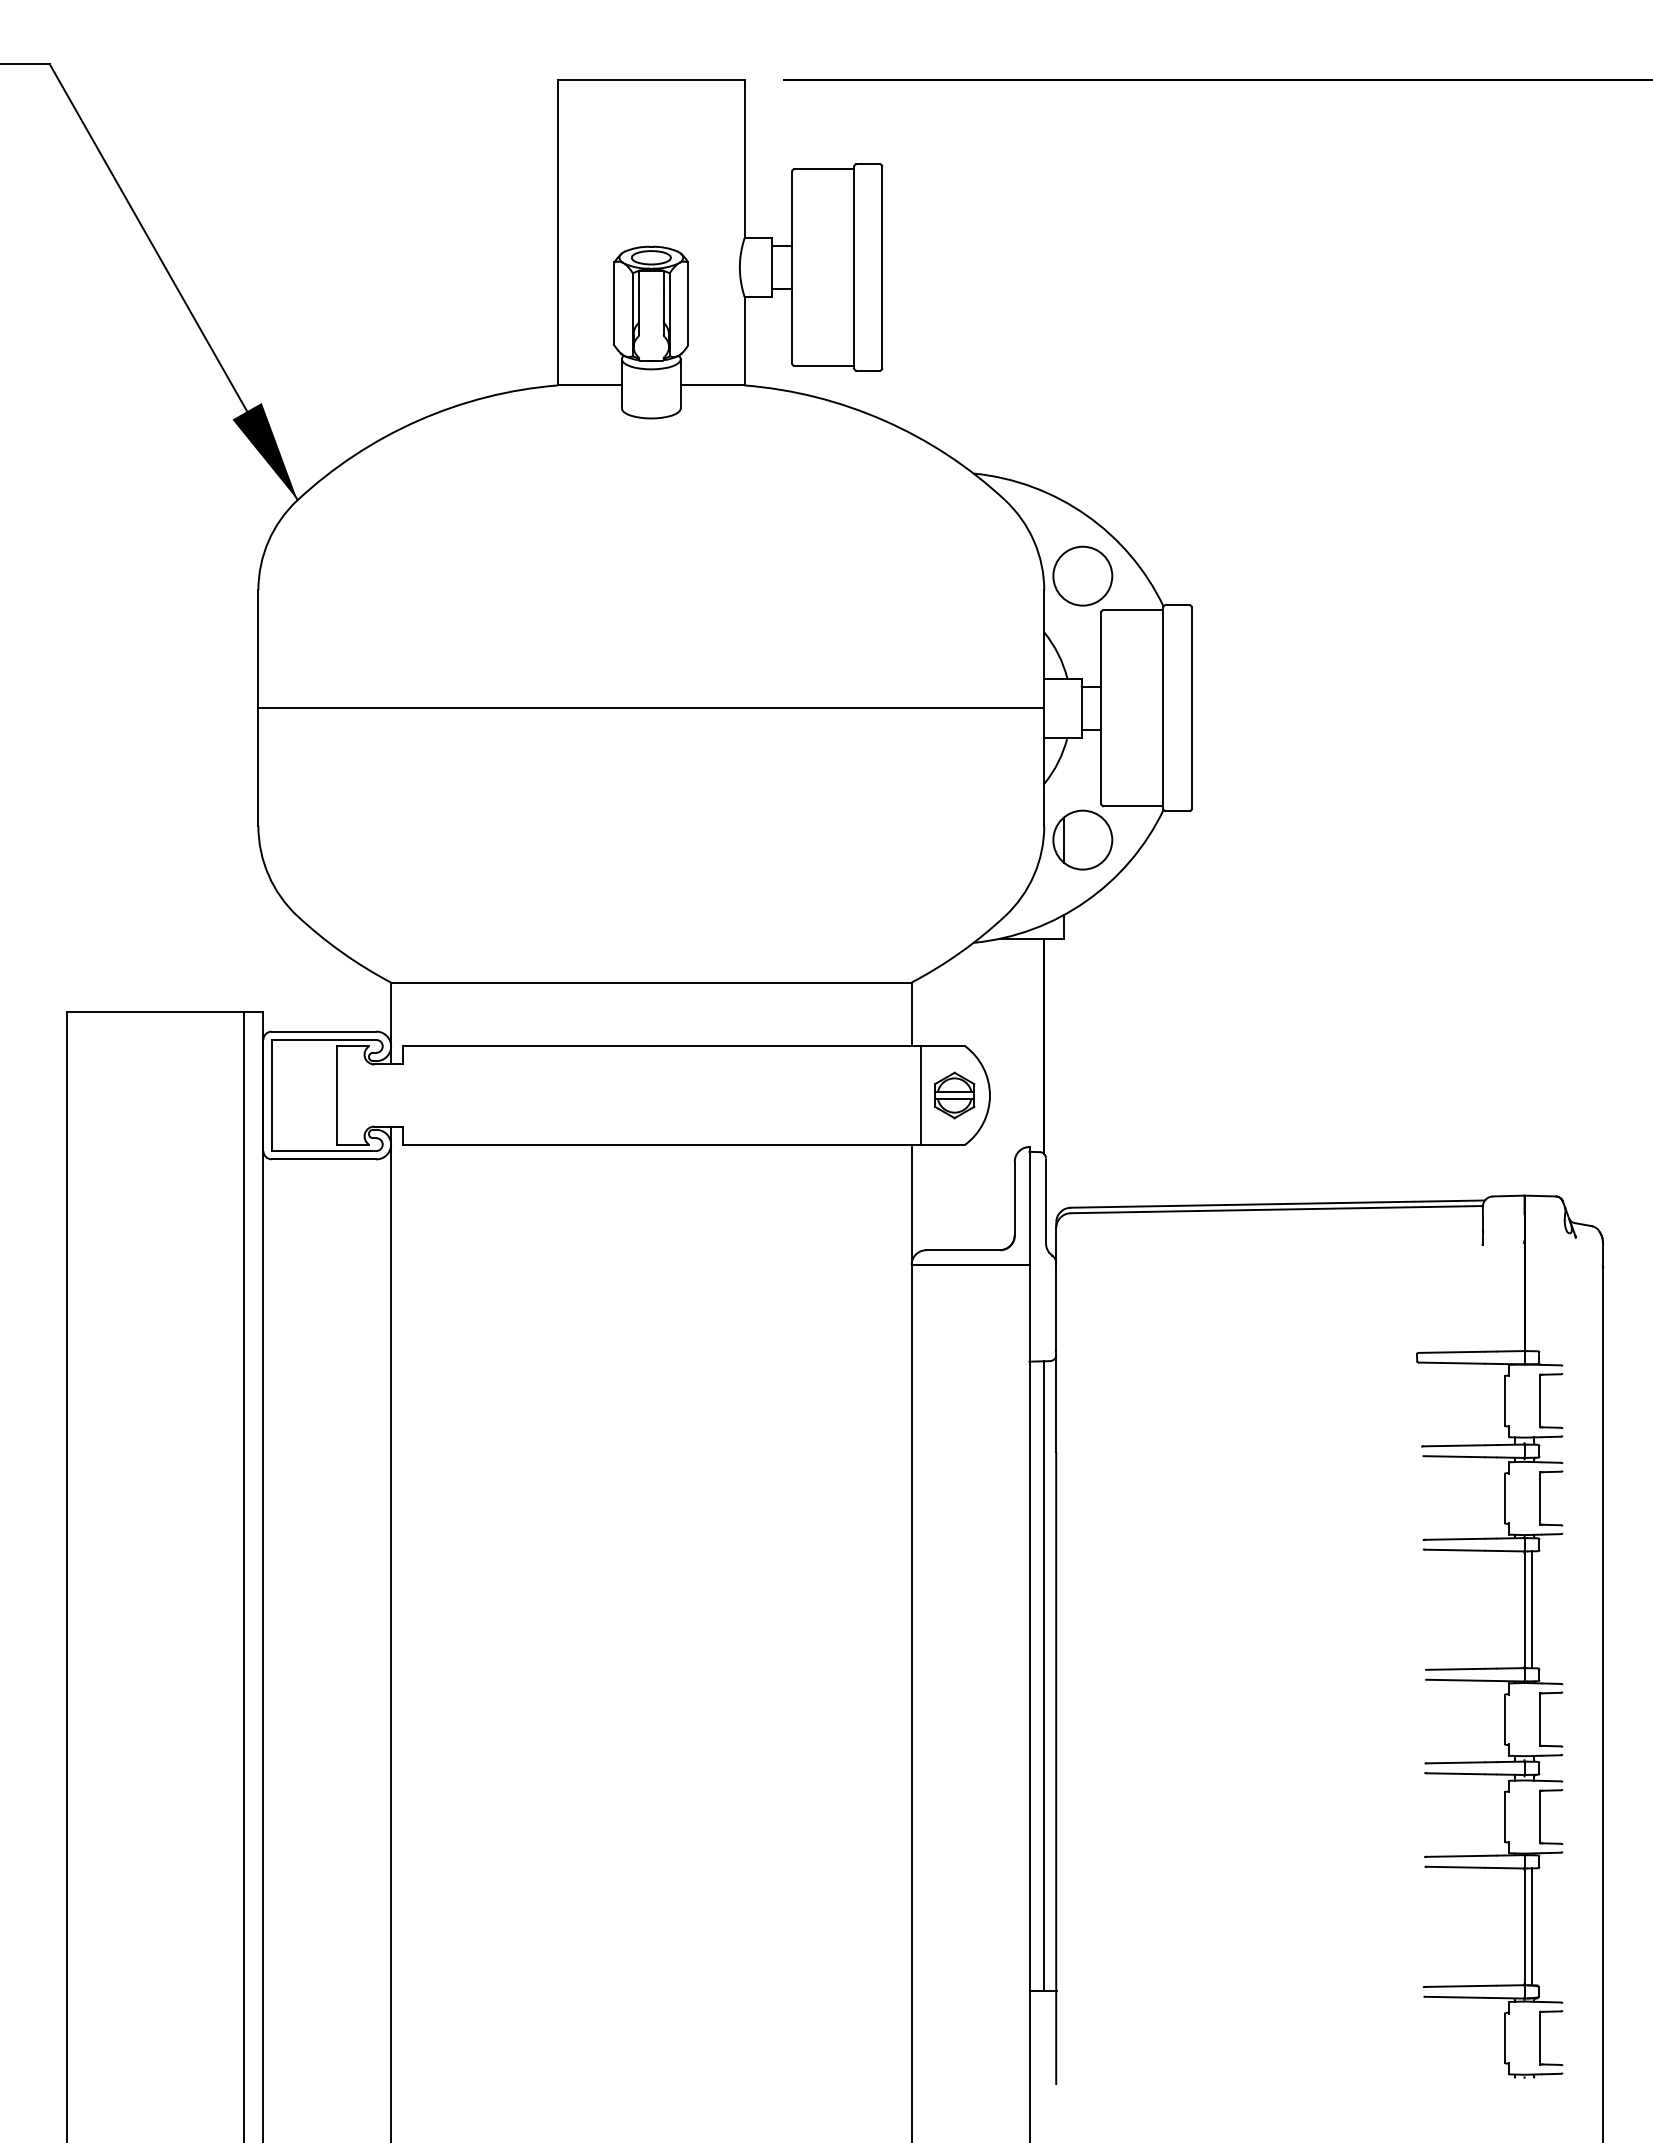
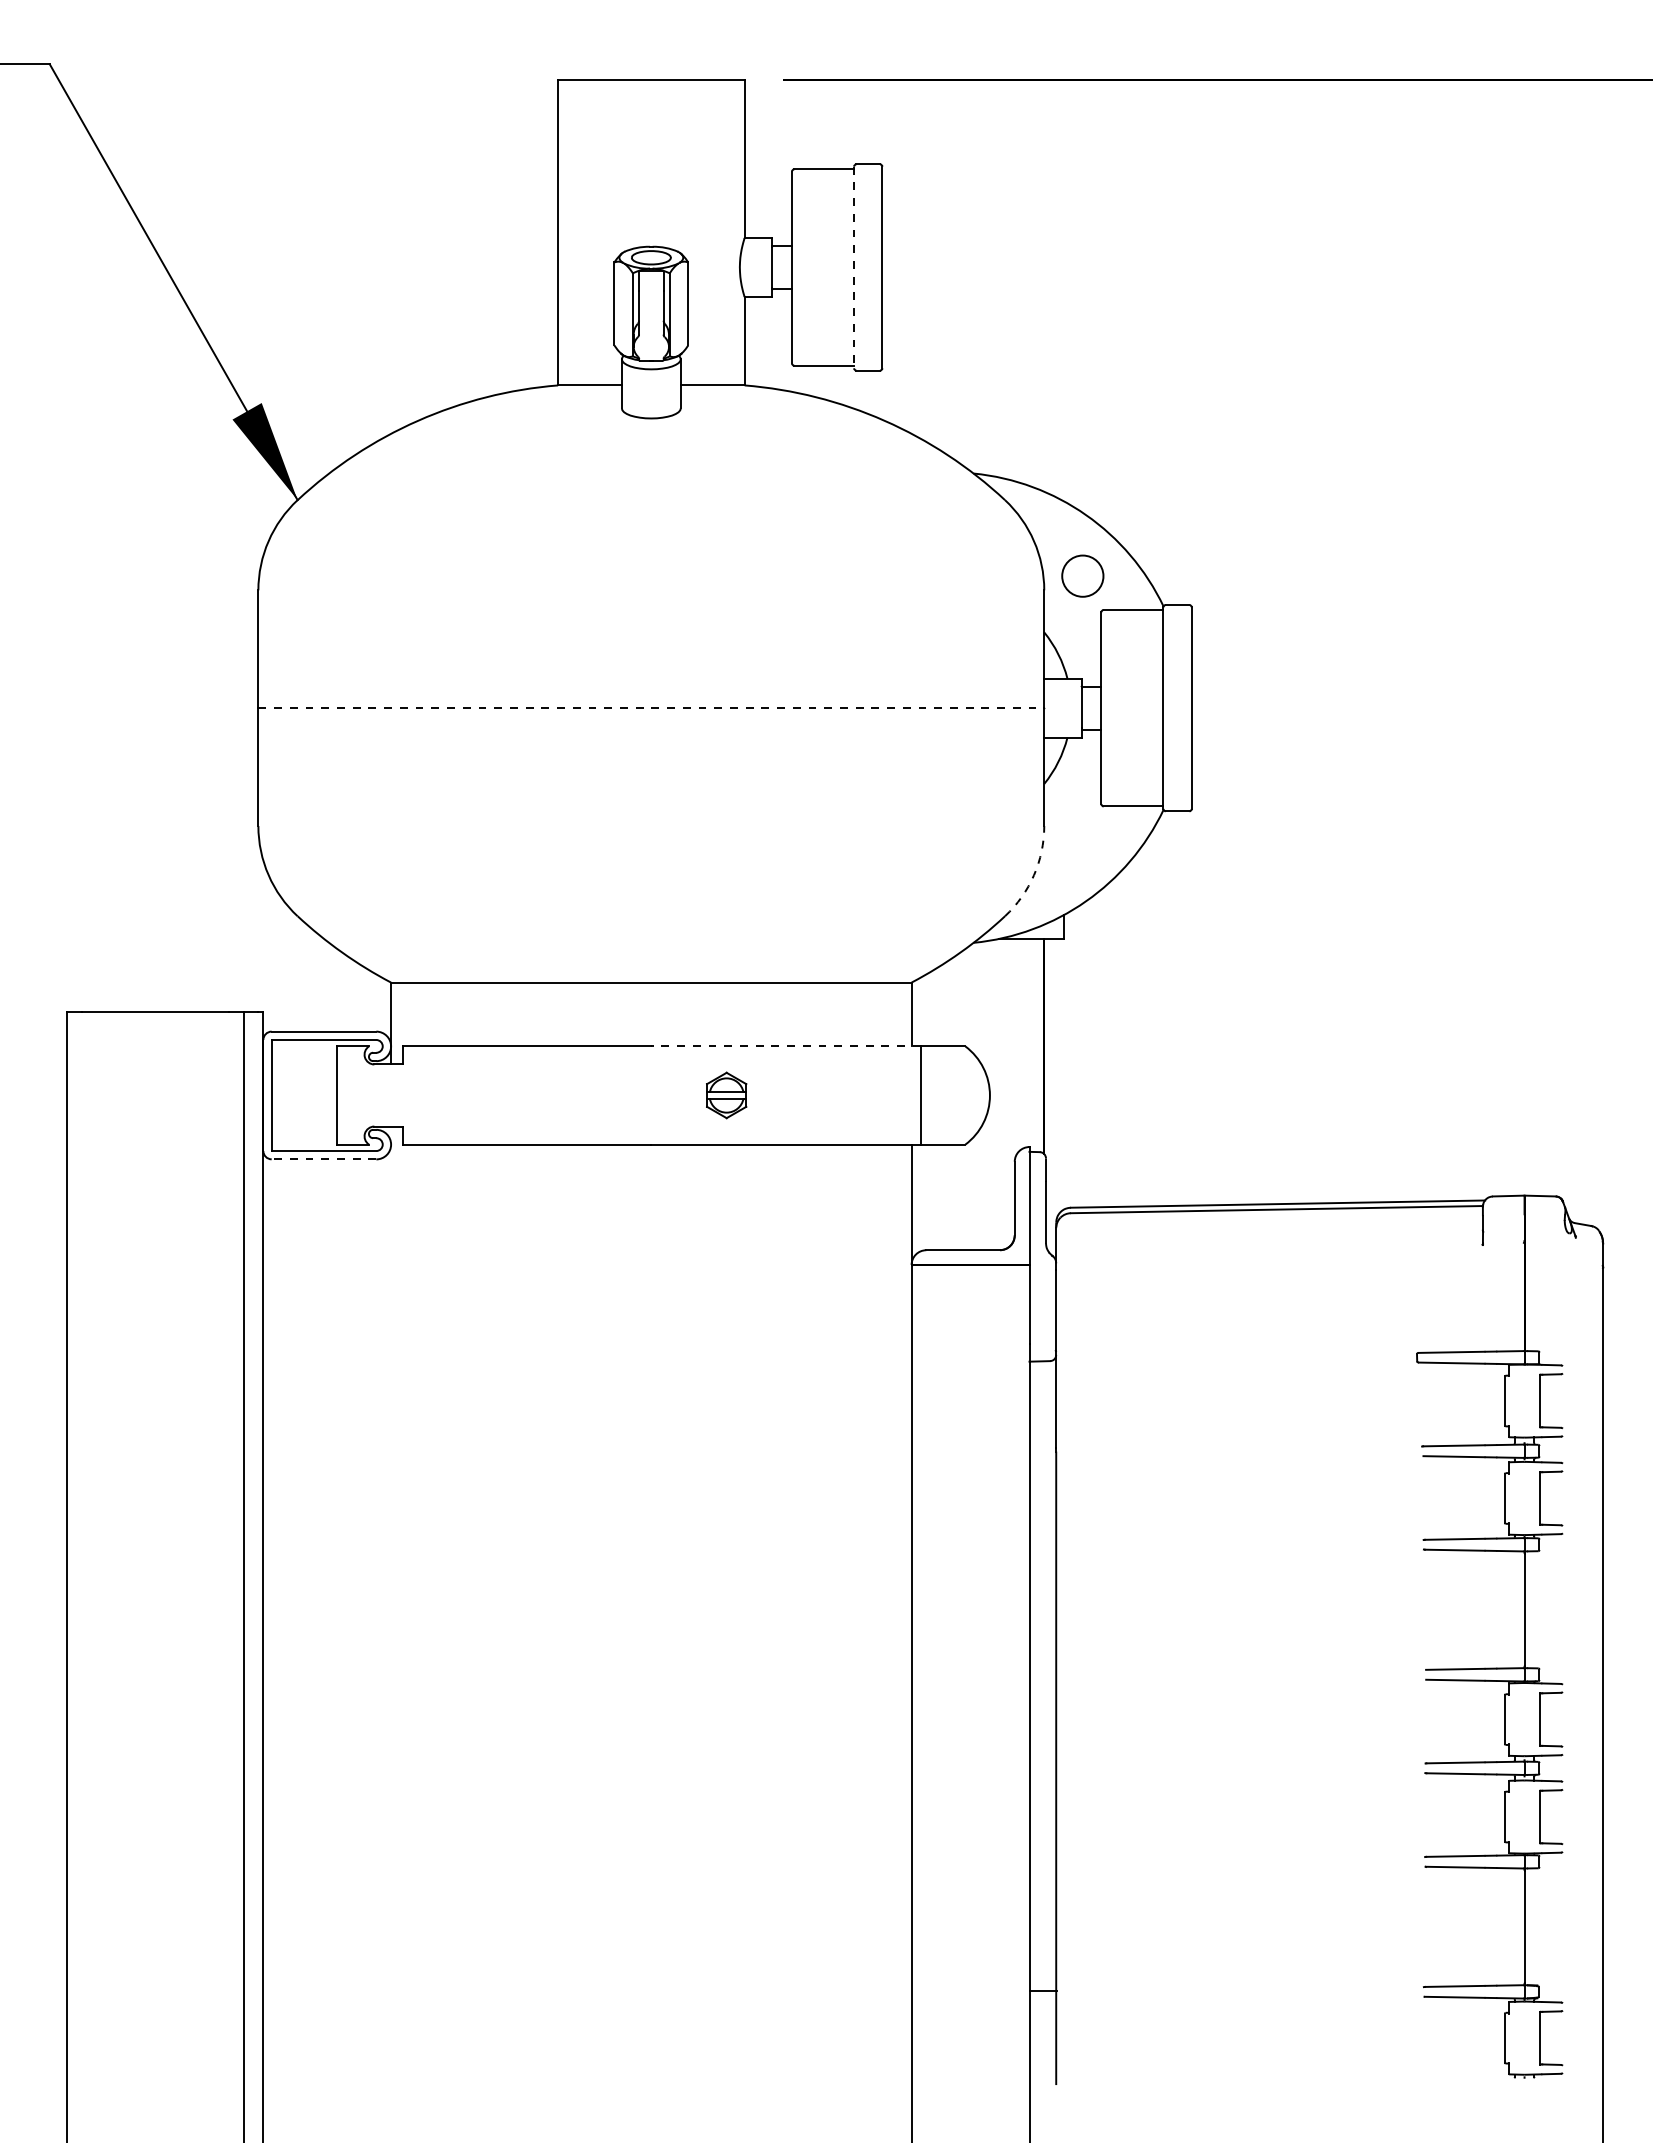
line: solid -> dashed (854, 267)
circle diameter: 59 px -> 41 px (1082, 575)
line: solid -> dashed (651, 708)
part: present -> none (1082, 839)
arc: solid -> dashed (1034, 875)
line: solid -> dashed (786, 1046)
part position: (954, 1095) -> (726, 1095) (726, 1095)
line: solid -> dashed (323, 1159)
line: present -> none (1532, 1609)
line: present -> none (391, 1632)
line: present -> none (1044, 1675)
line: present -> none (1532, 1926)
